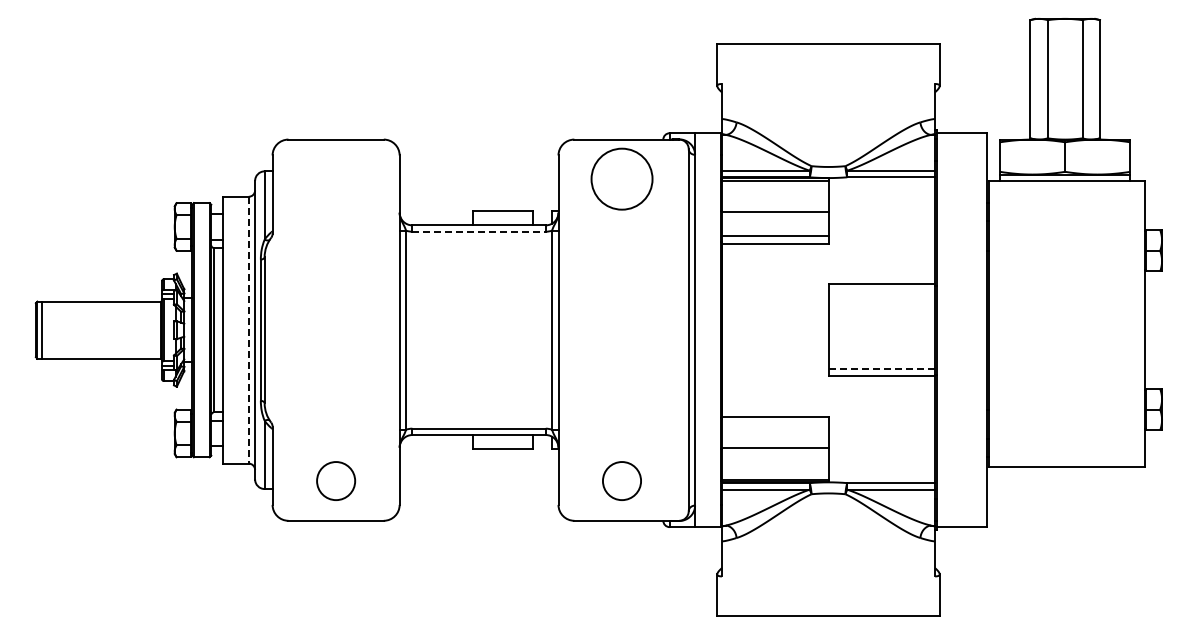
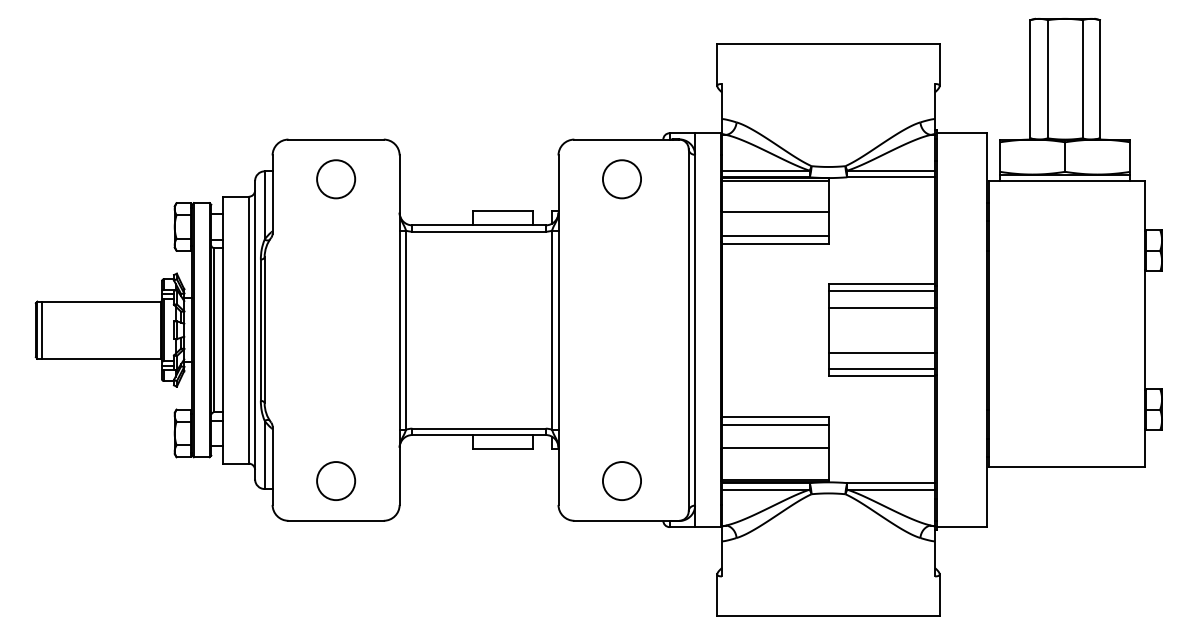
circle size: 64x64 px -> 40x41 px (621, 179)
circle: none -> present (336, 179)
line: dashed -> solid (479, 231)
line: none -> present (881, 291)
line: none -> present (882, 307)
line: dashed -> solid (248, 330)
line: none -> present (882, 352)
line: dashed -> solid (882, 369)
line: none -> present (775, 424)
